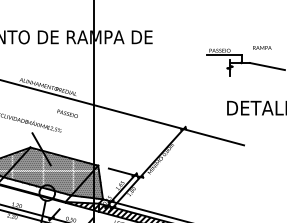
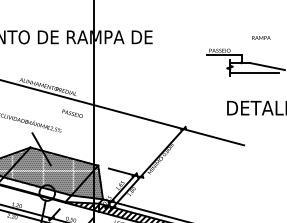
text position: (262, 47) -> (261, 37) (261, 37)
line: none -> present (254, 73)
text position: (67, 113) -> (72, 113) (72, 113)
